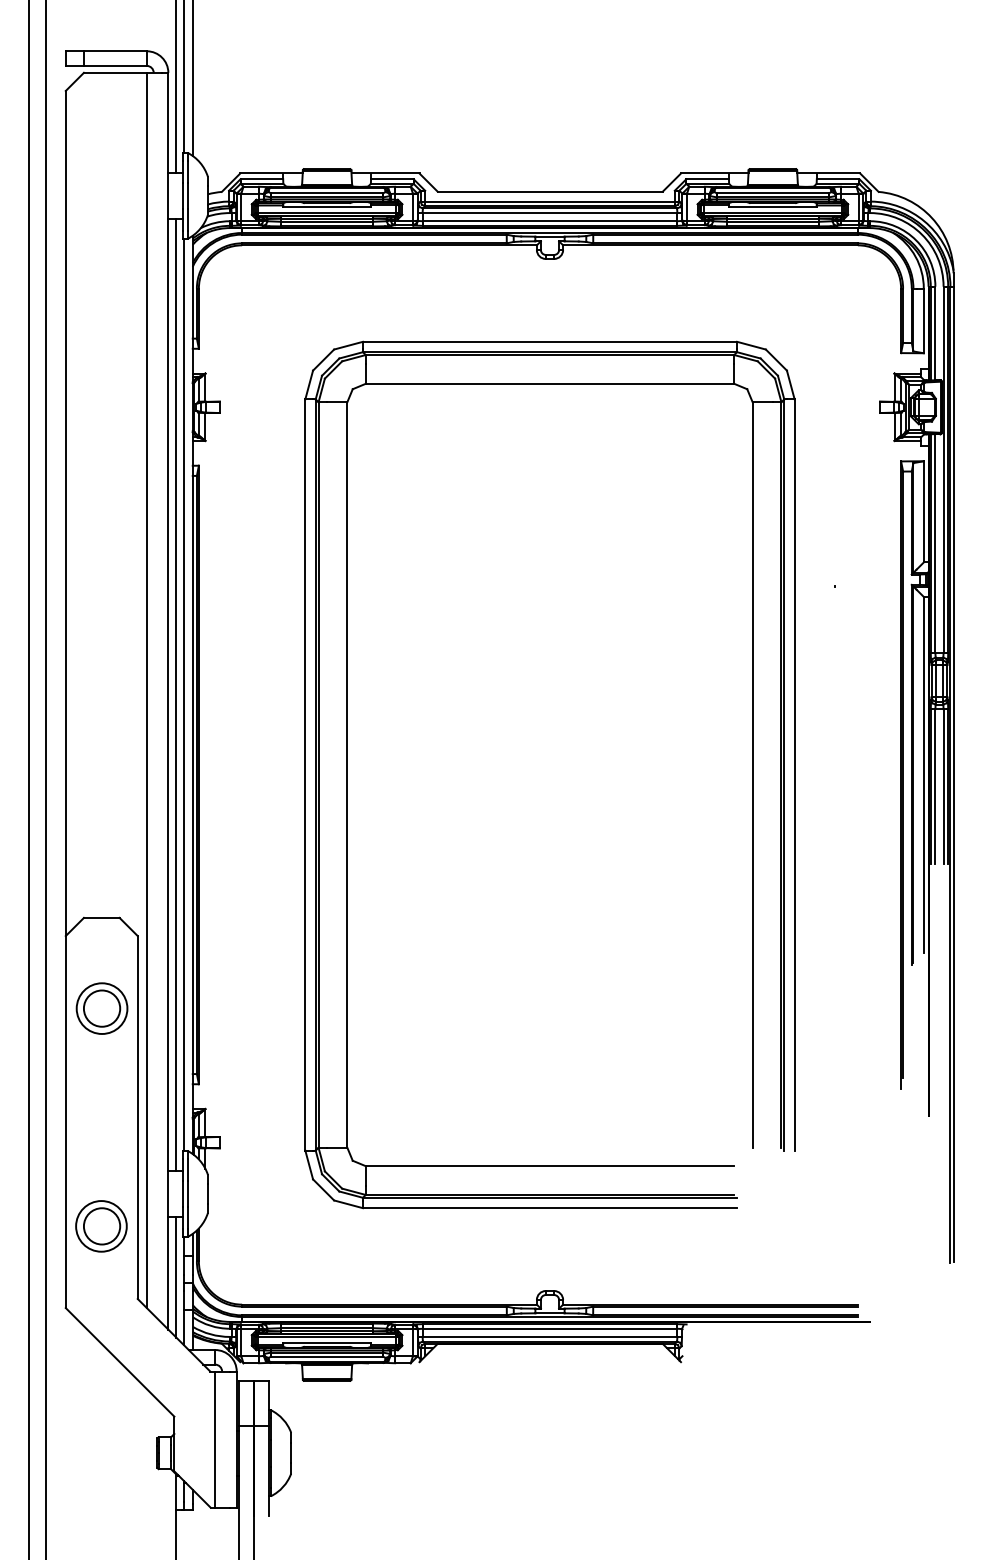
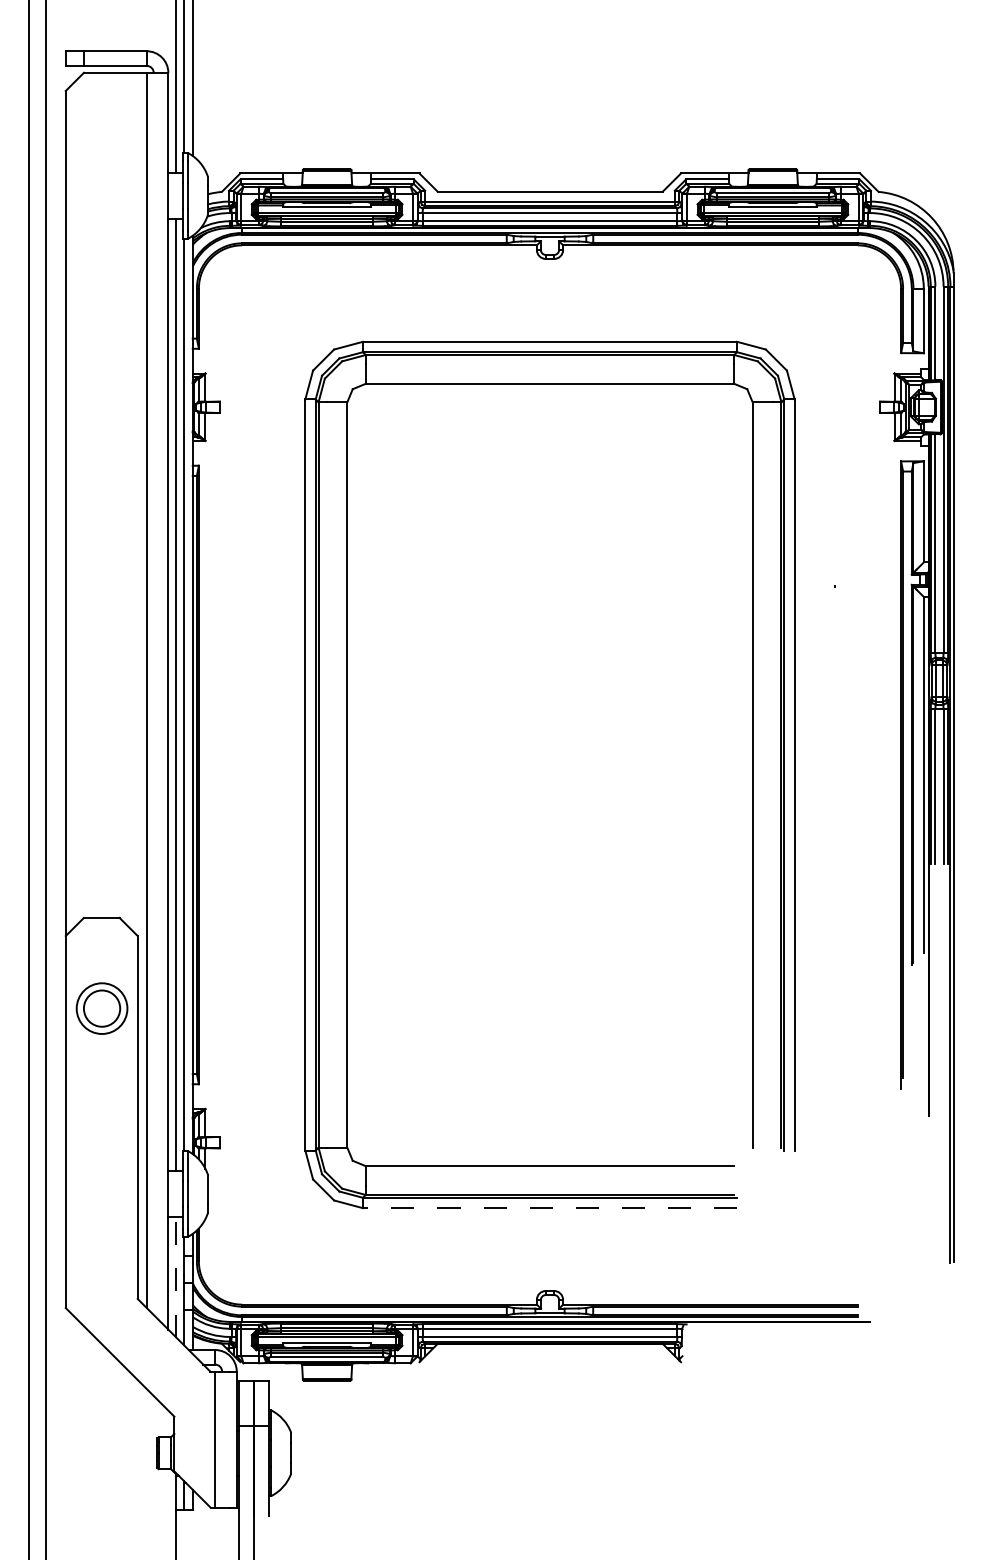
line: solid -> dashed (549, 1208)
part: present -> none (101, 1226)
line: solid -> dashed (176, 1276)
